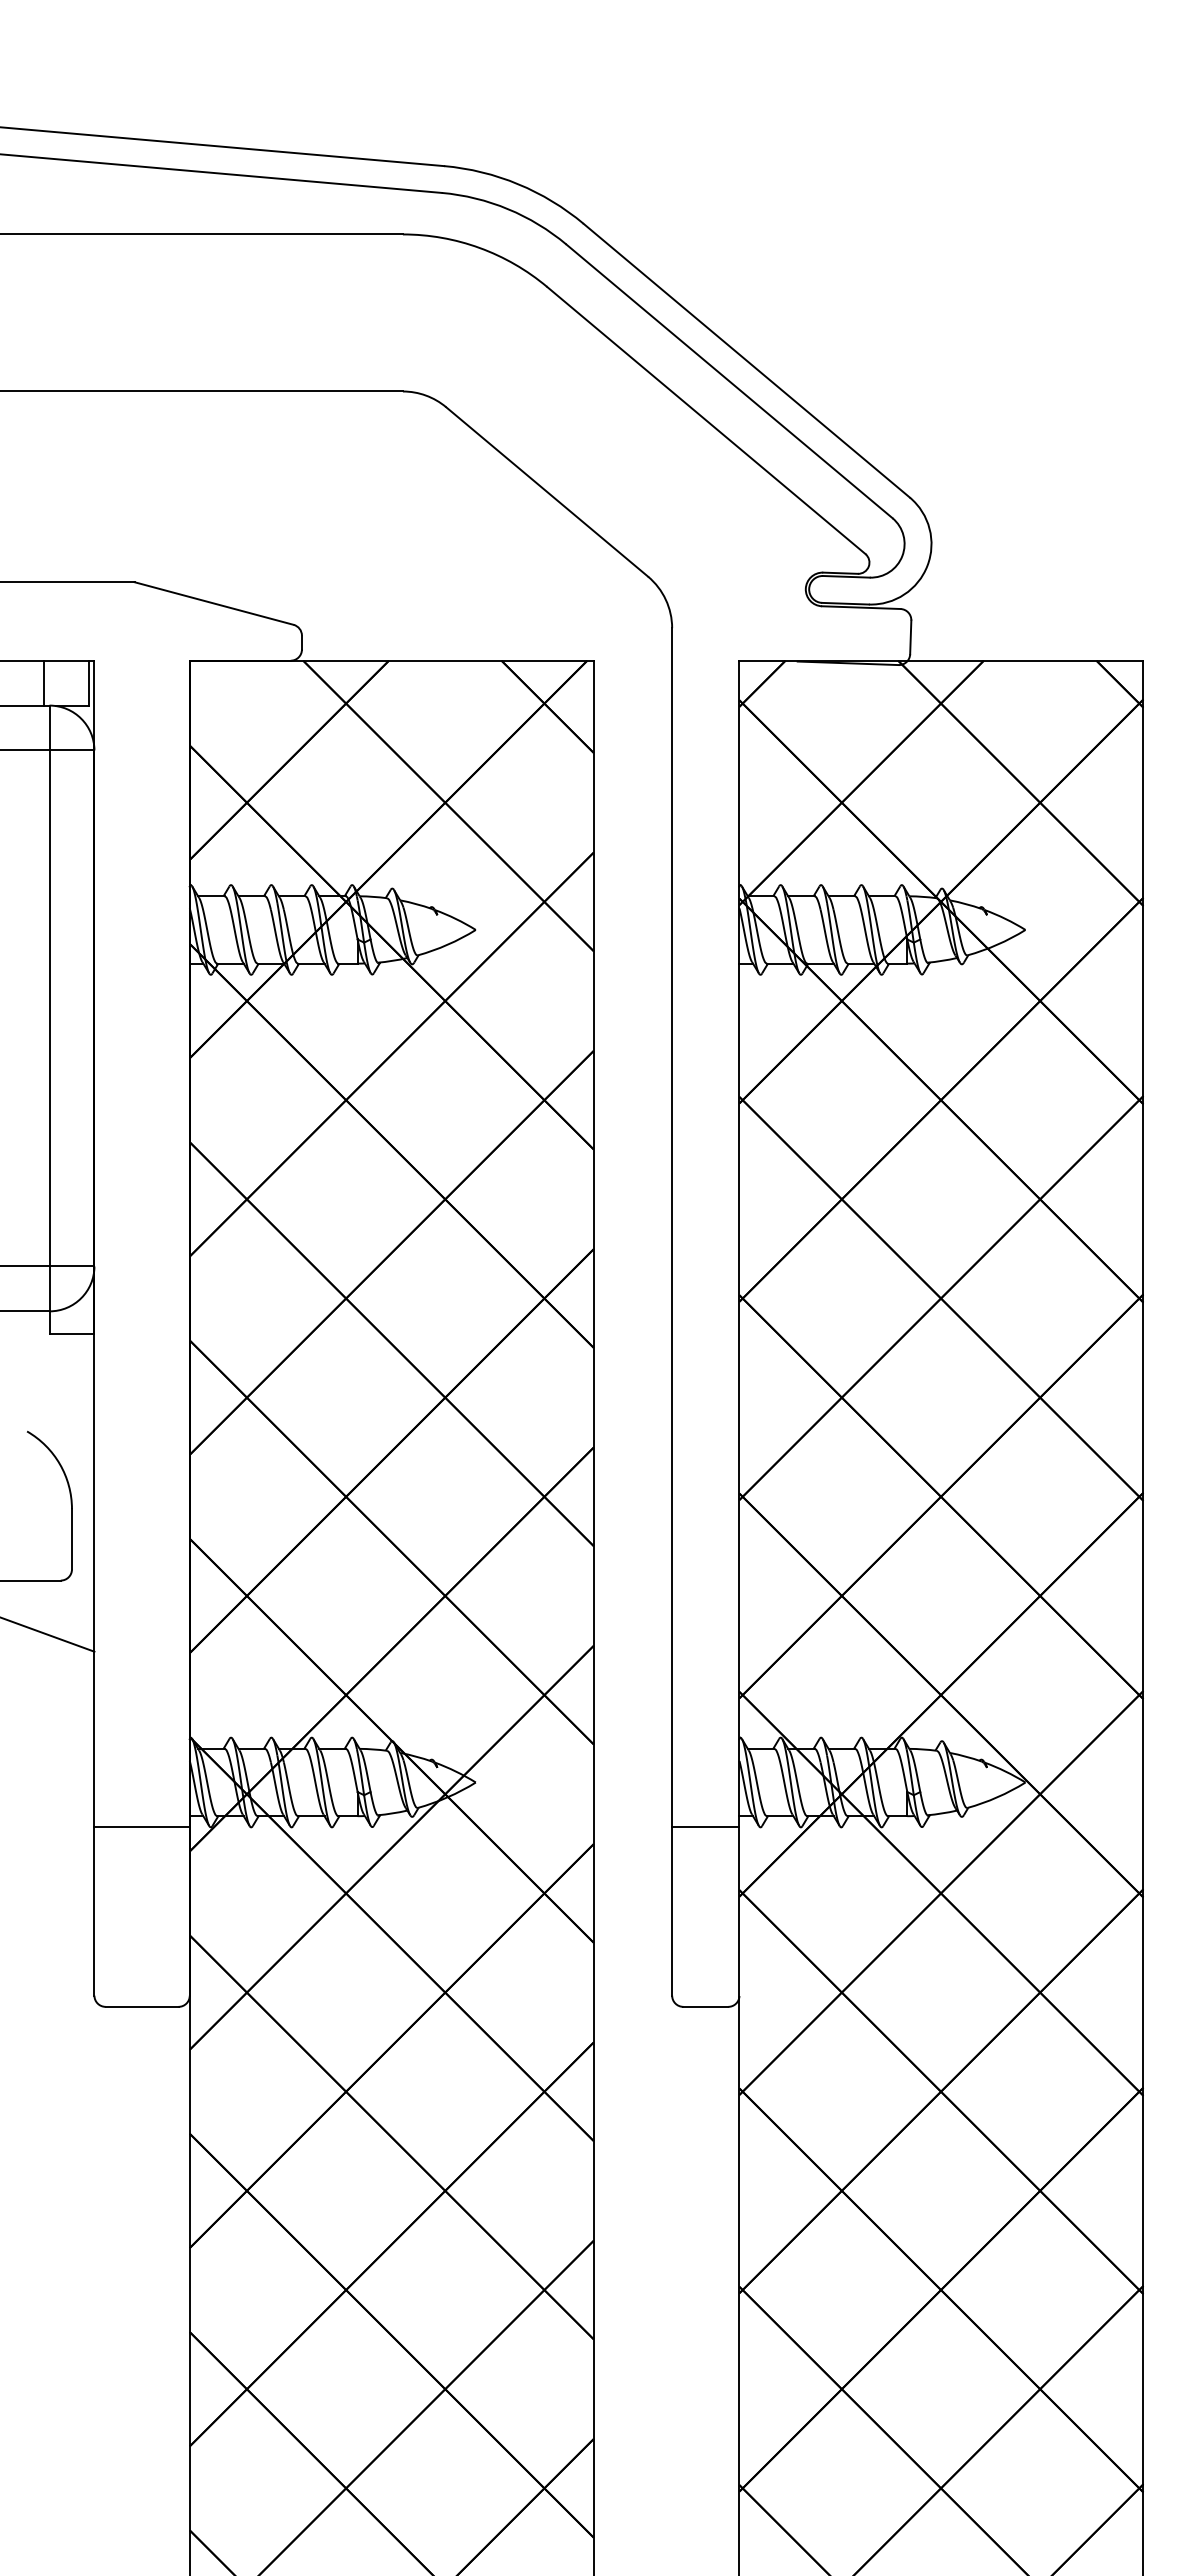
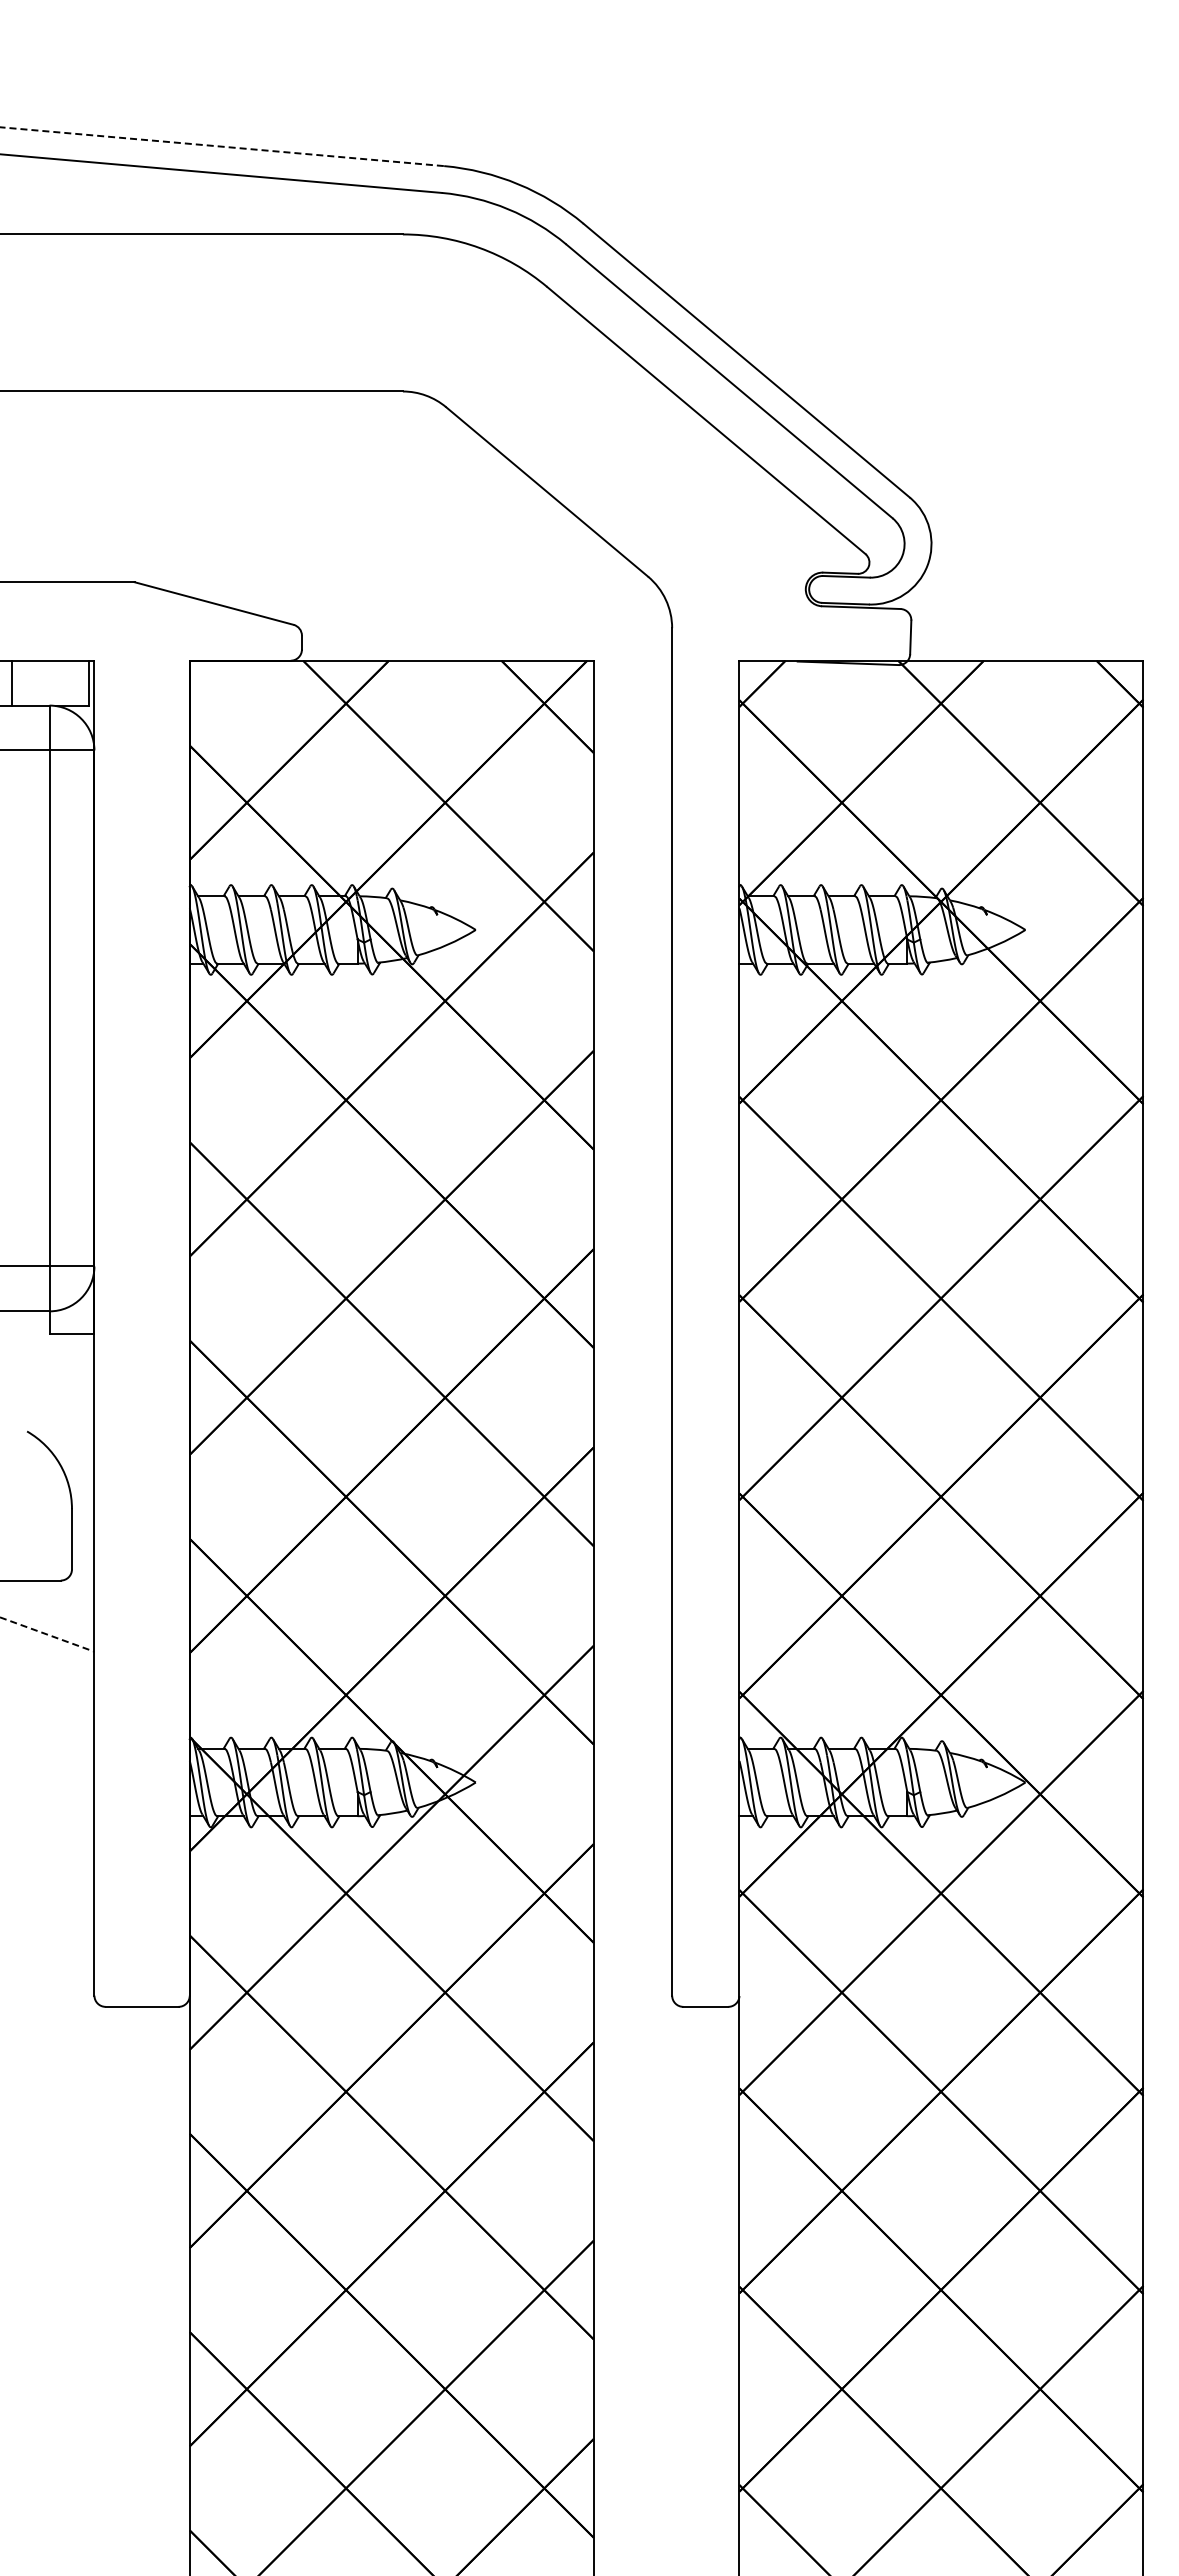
line: solid -> dashed (222, 146)
line position: (43, 682) -> (11, 682) (11, 682)
line: solid -> dashed (47, 1634)
line: present -> none (141, 1827)
line: present -> none (705, 1827)
